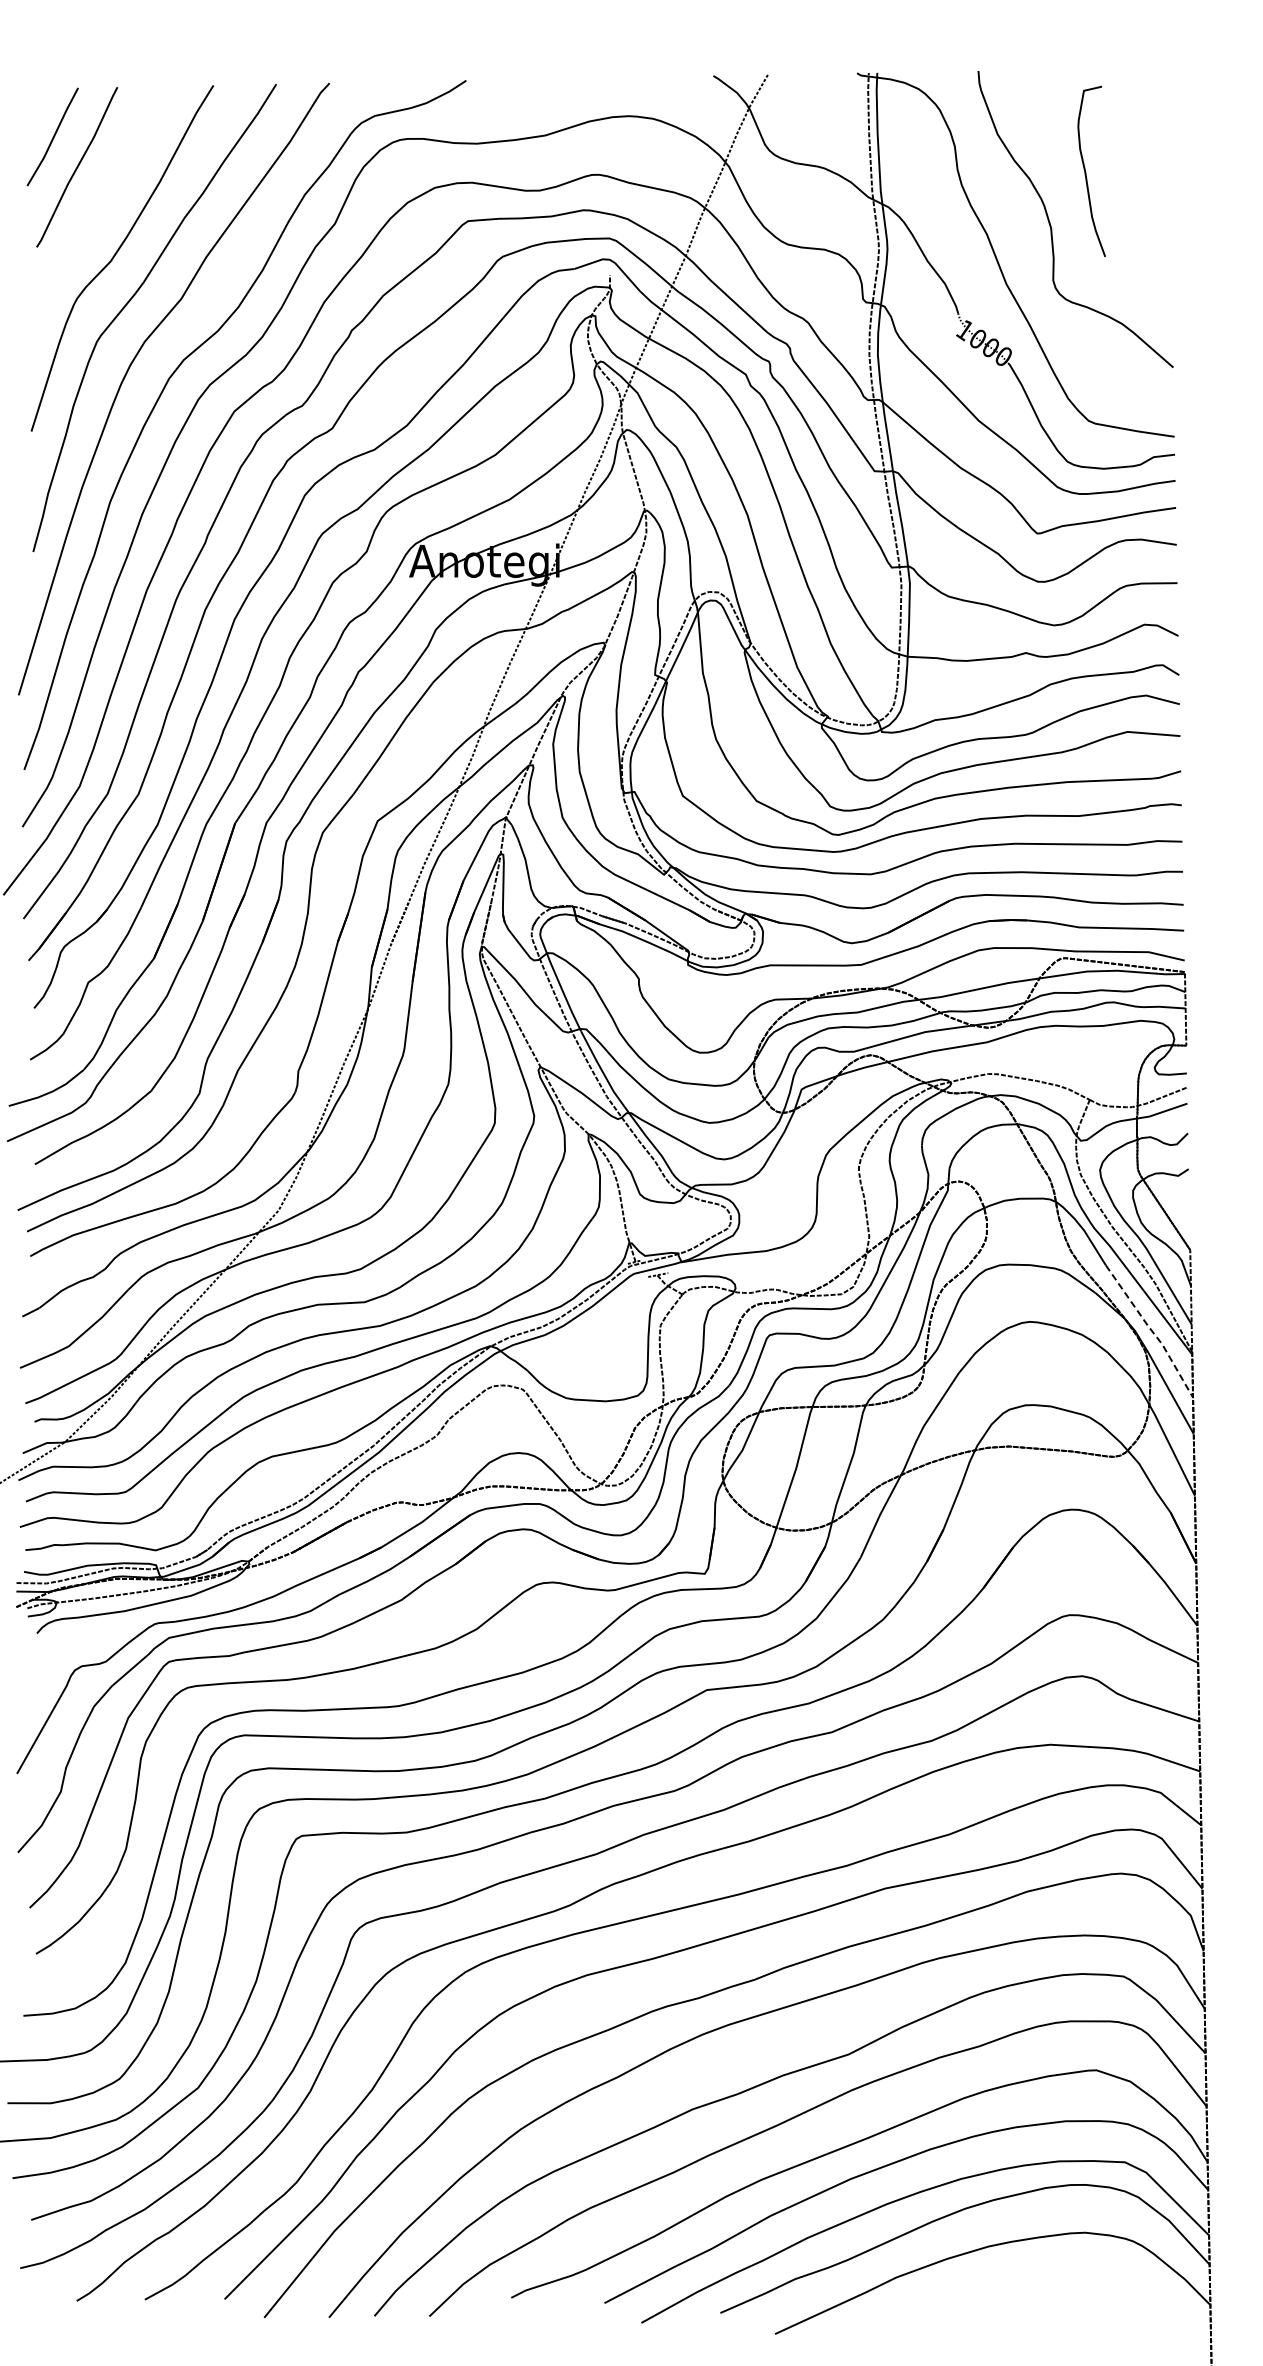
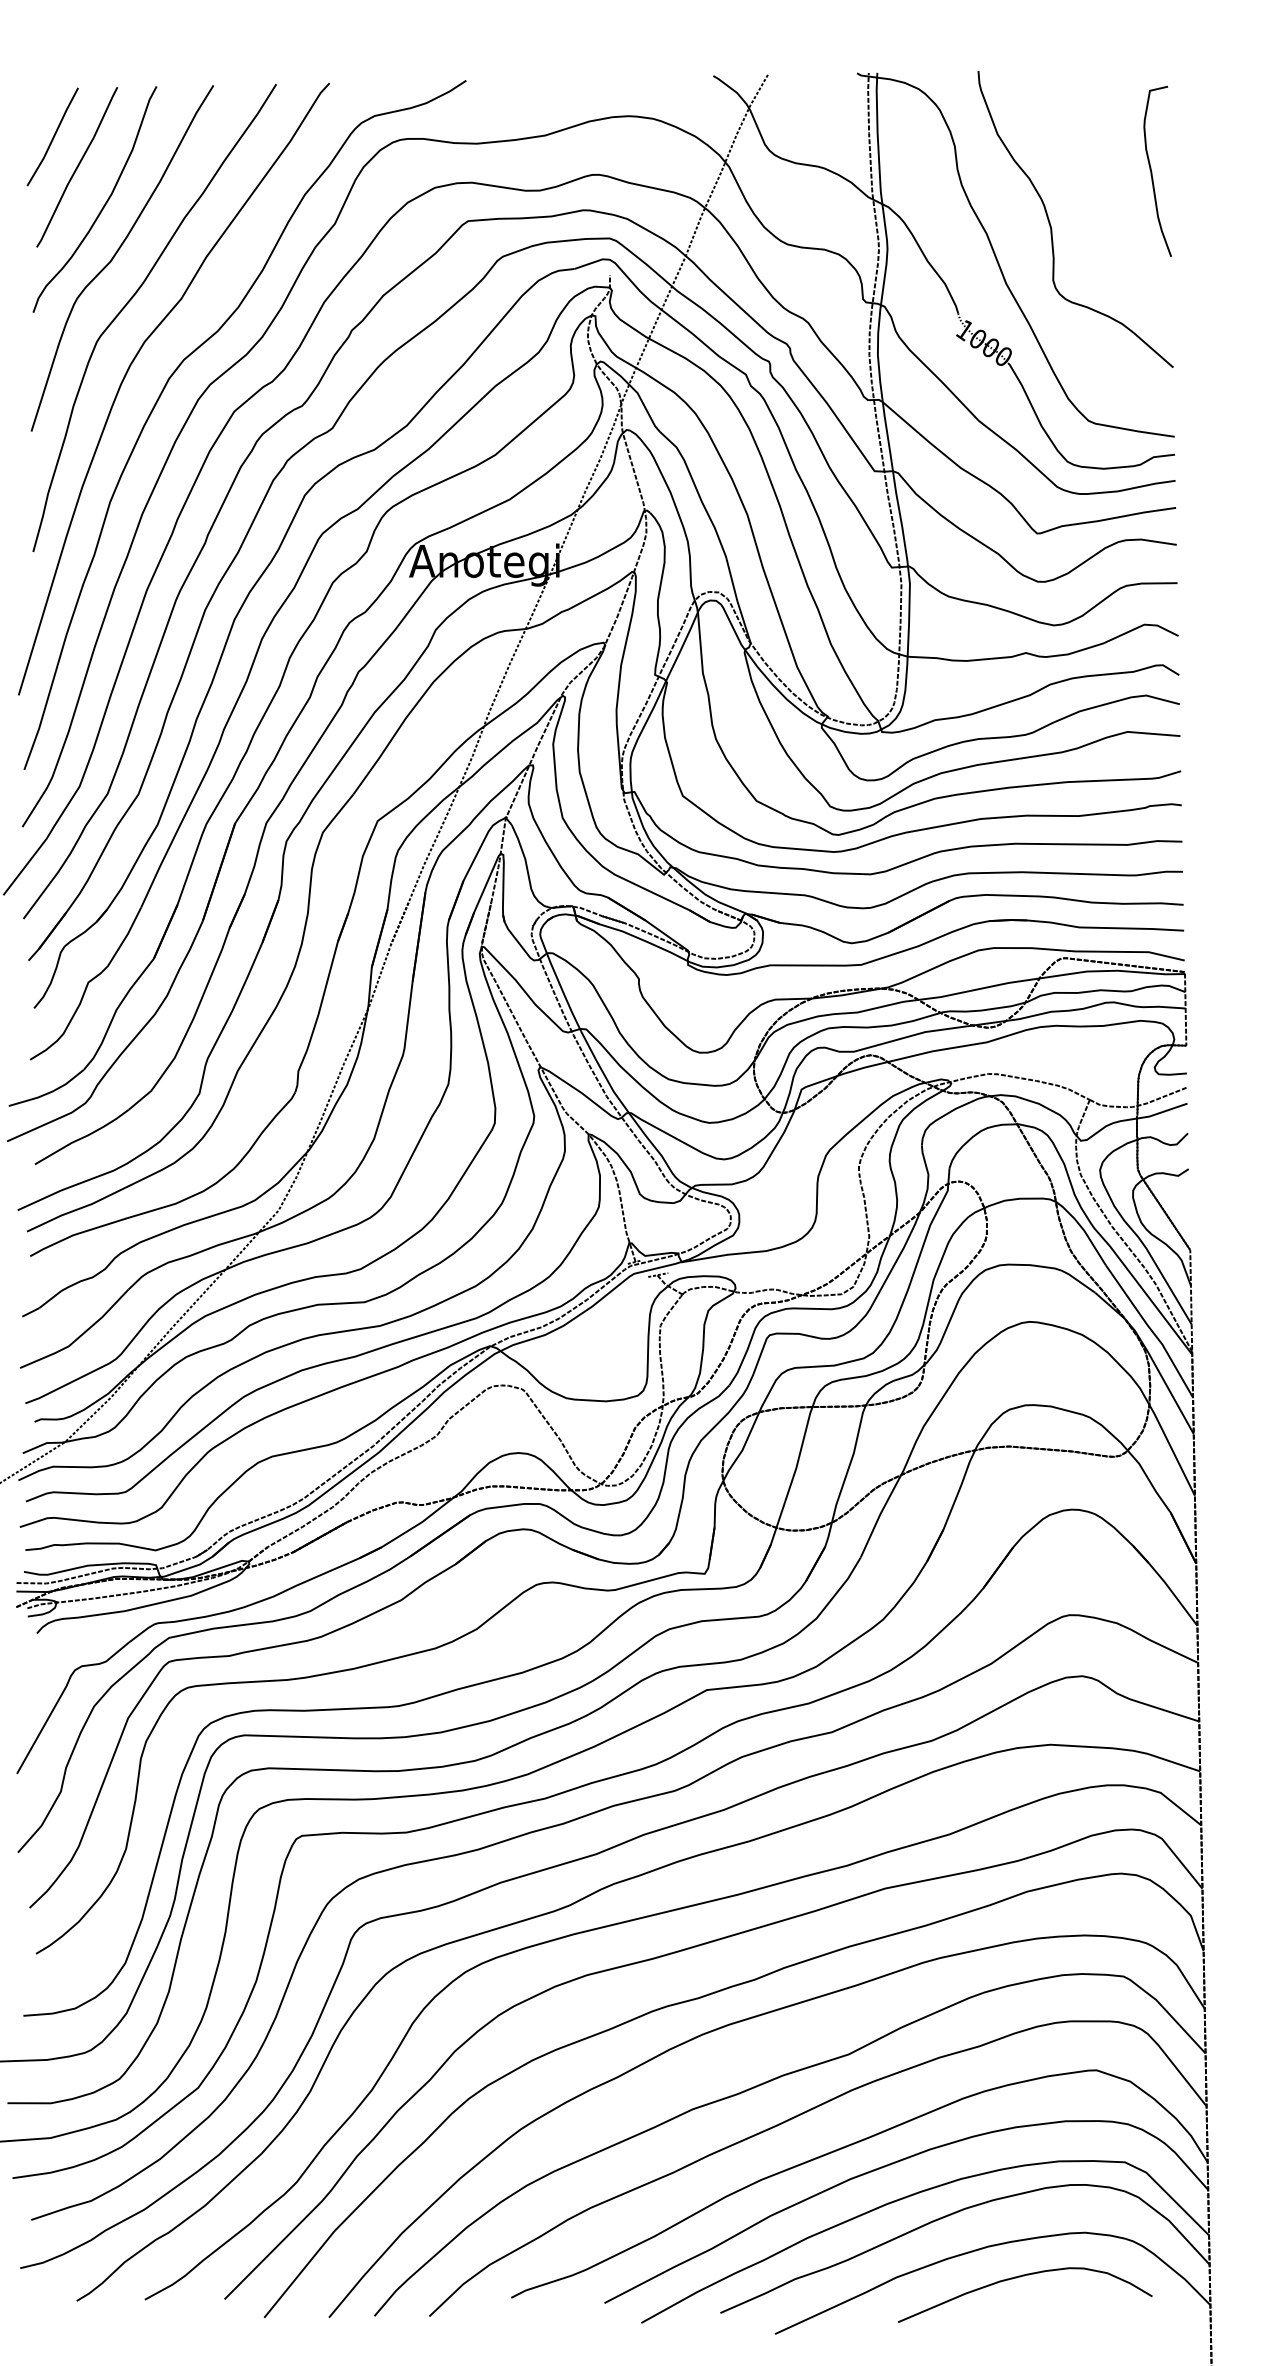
curve position: (1086, 171) -> (1152, 171) (1152, 171)
curve: none -> present (104, 203)
line: dashed -> solid (1151, 1330)
curve: none -> present (1020, 2277)
